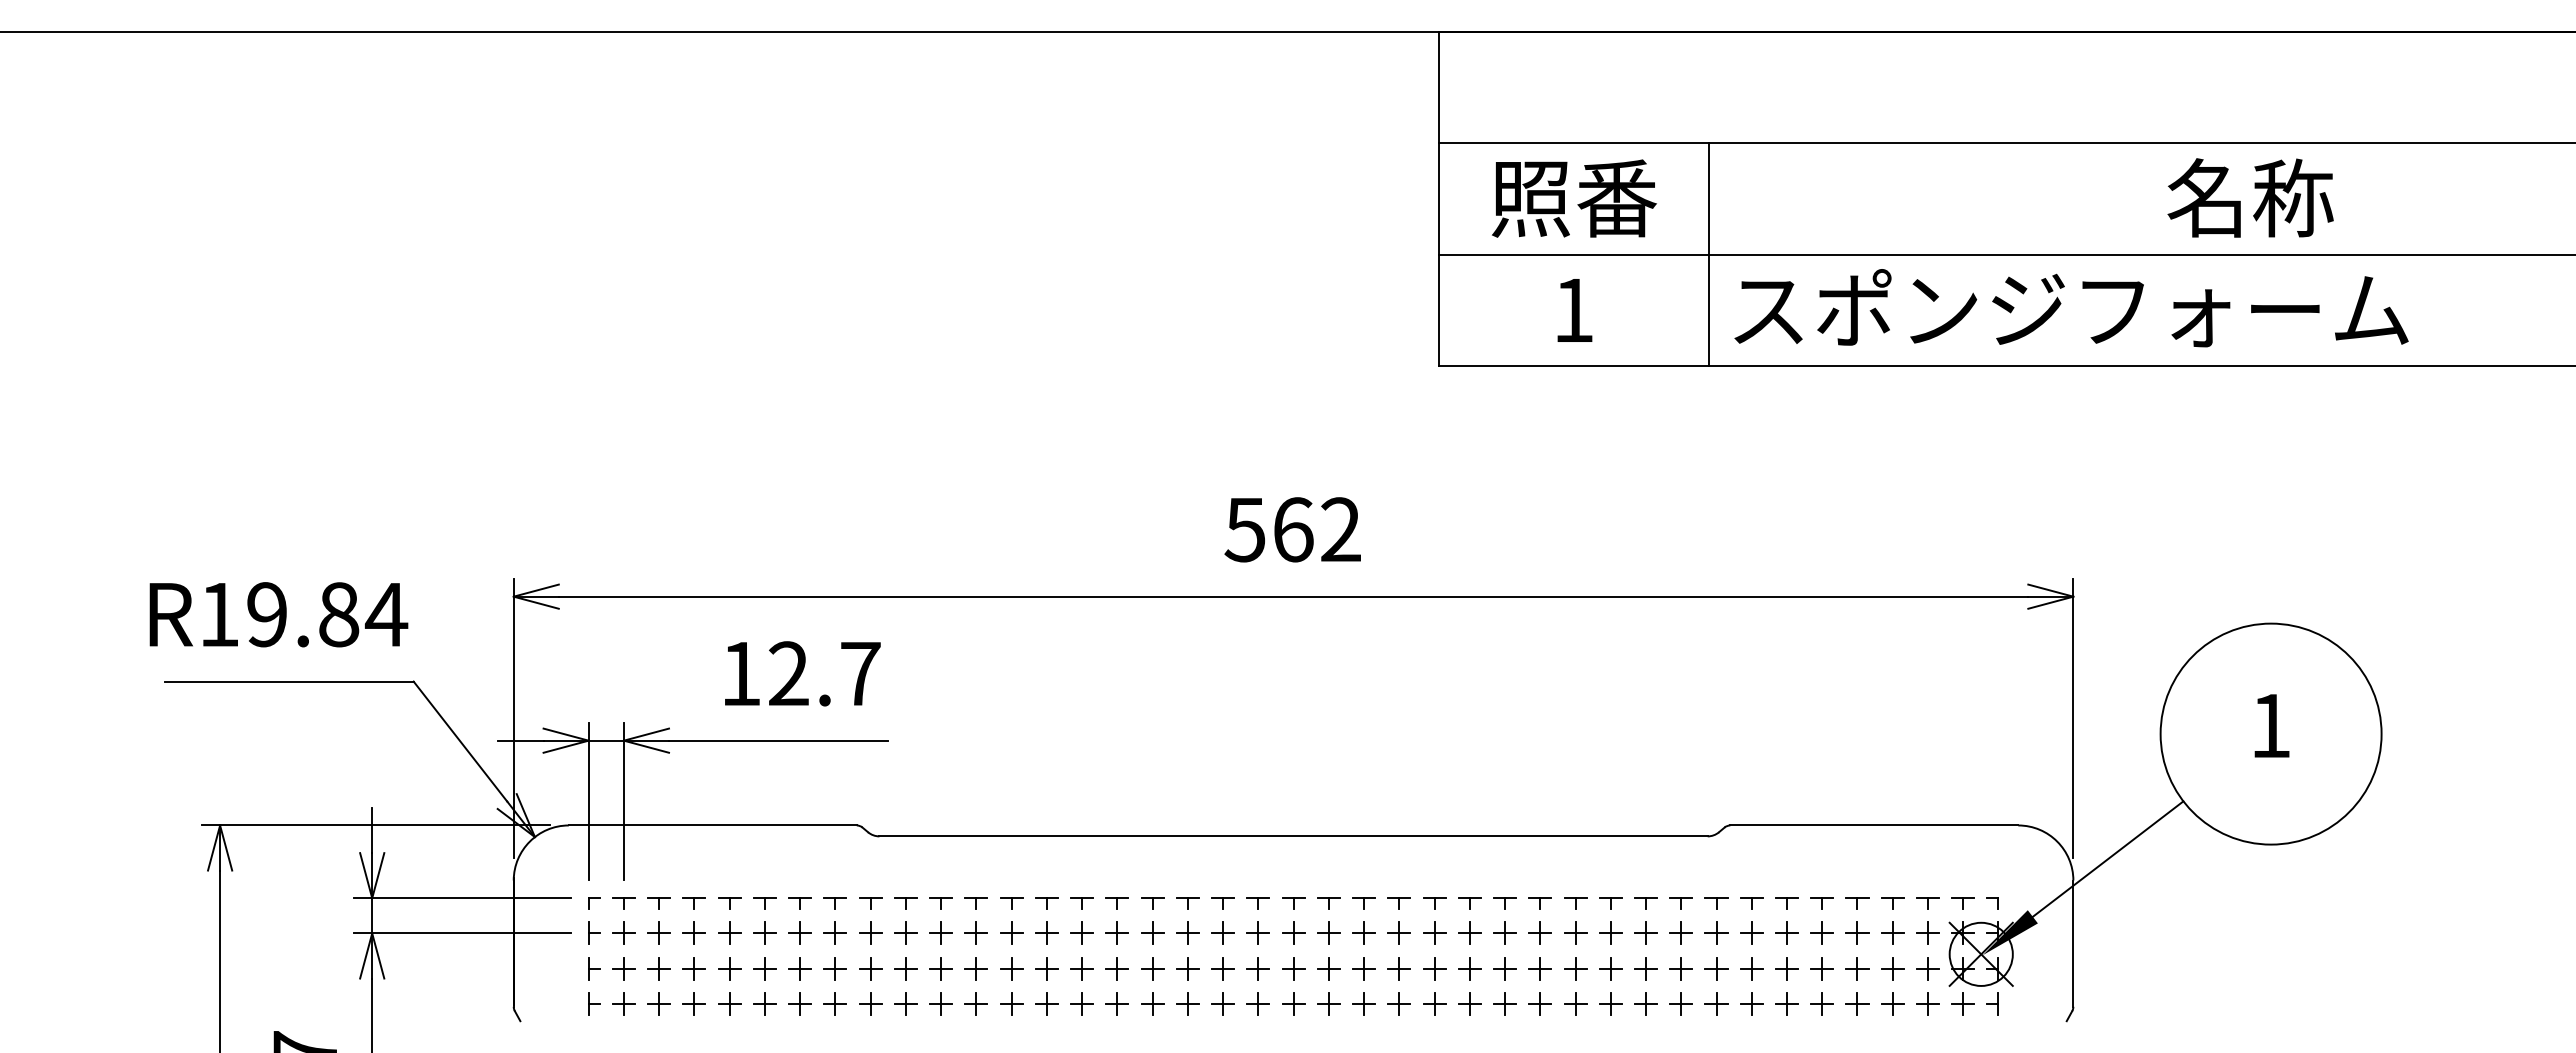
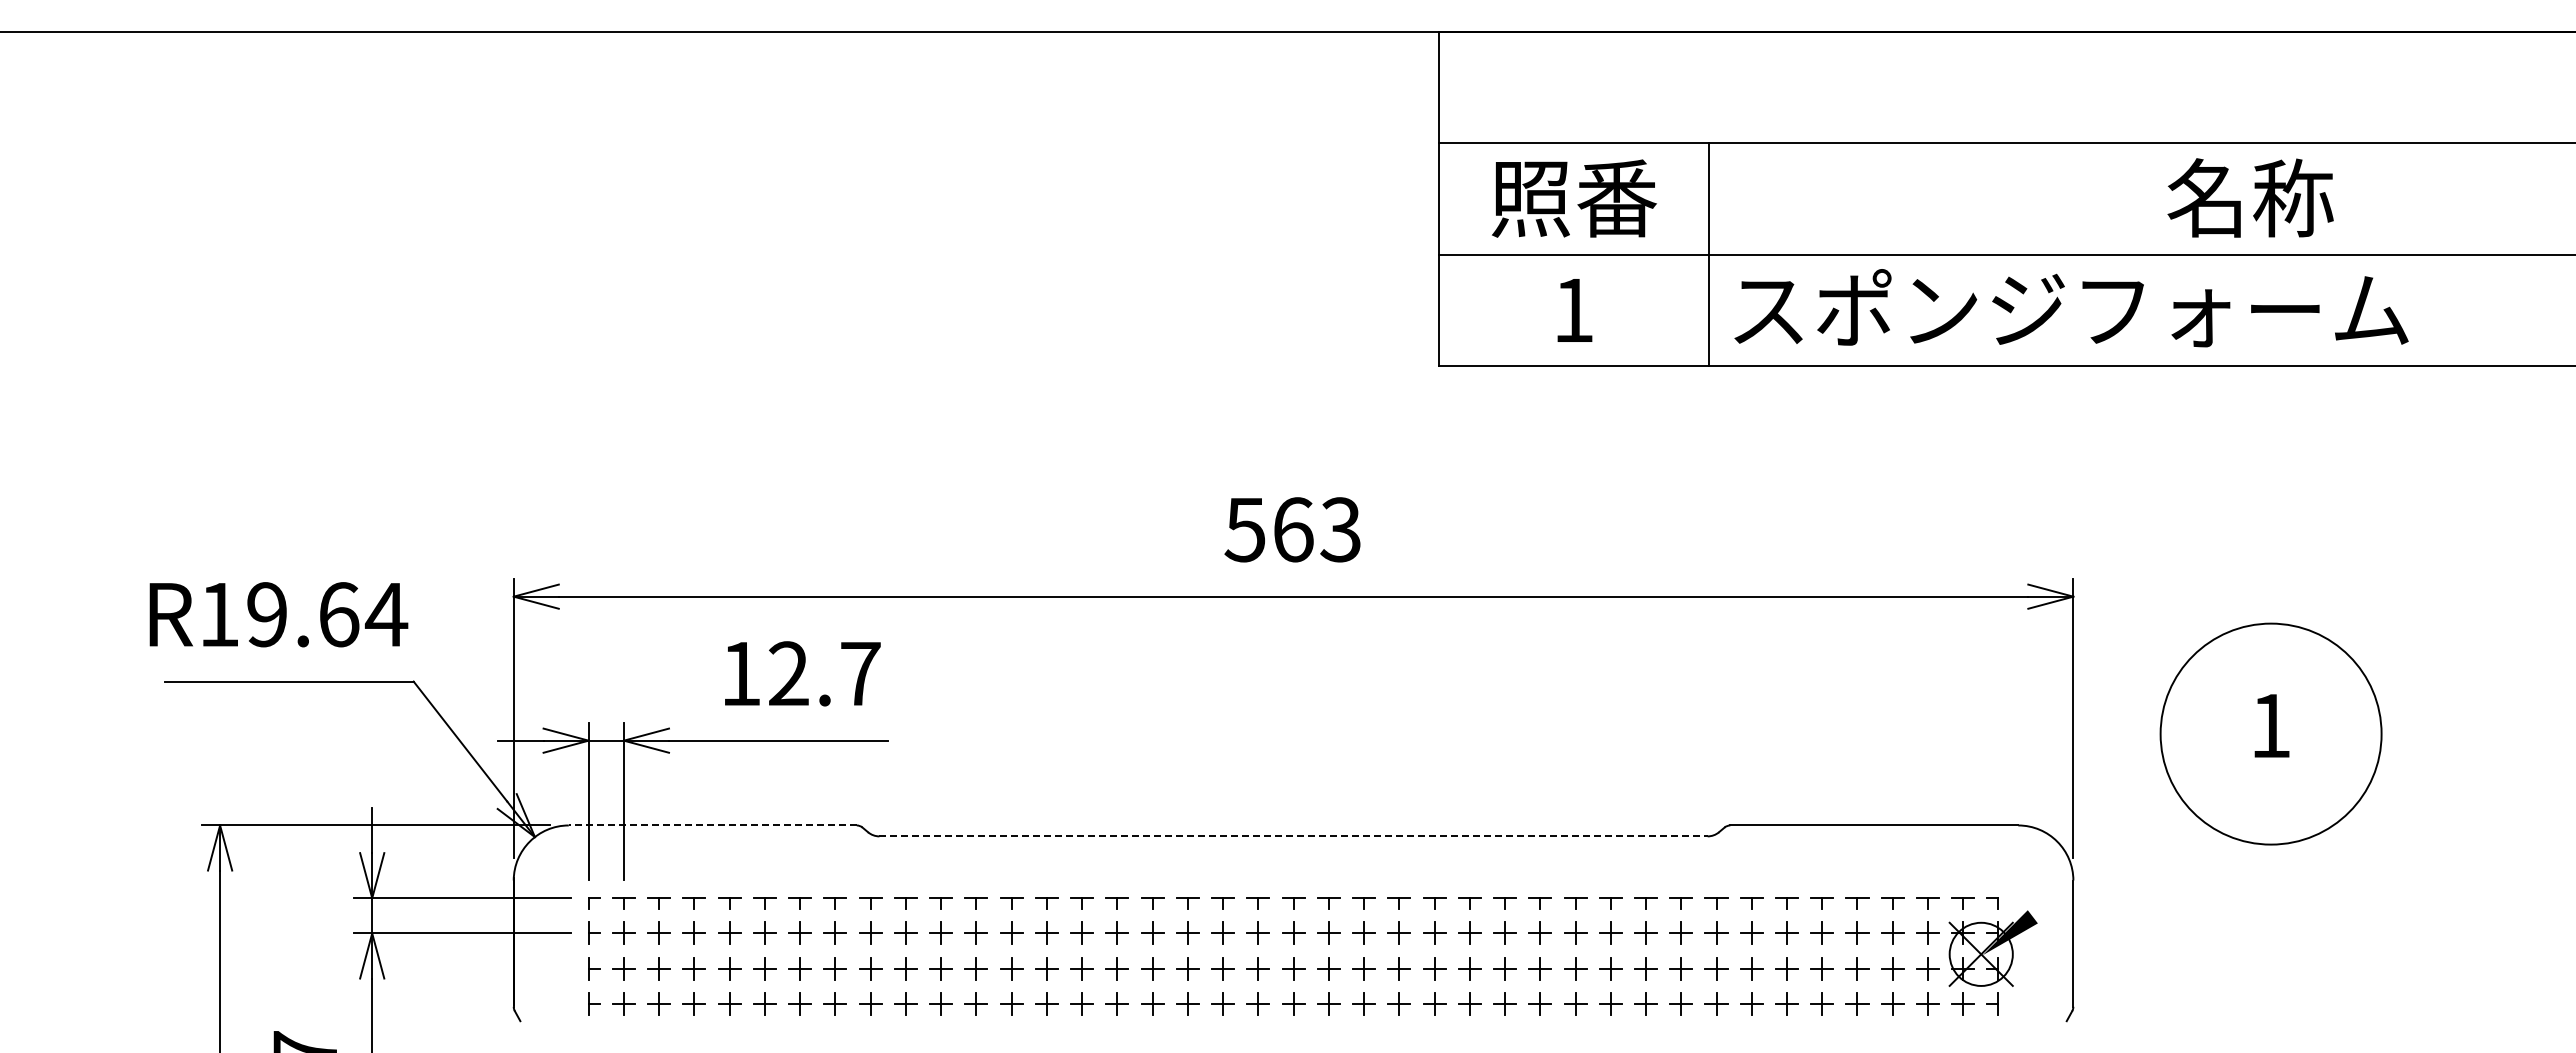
text: 562 -> 563 (1340, 529)
text: R19.84 -> R19.64 (339, 614)
line: solid -> dashed (712, 825)
line: solid -> dashed (1294, 836)
line: present -> none (2107, 858)
